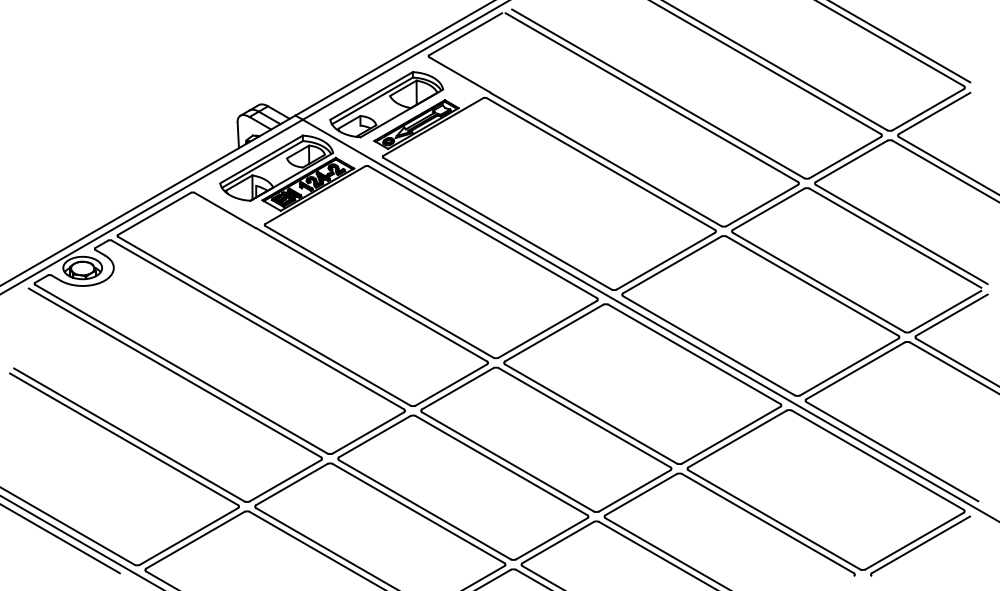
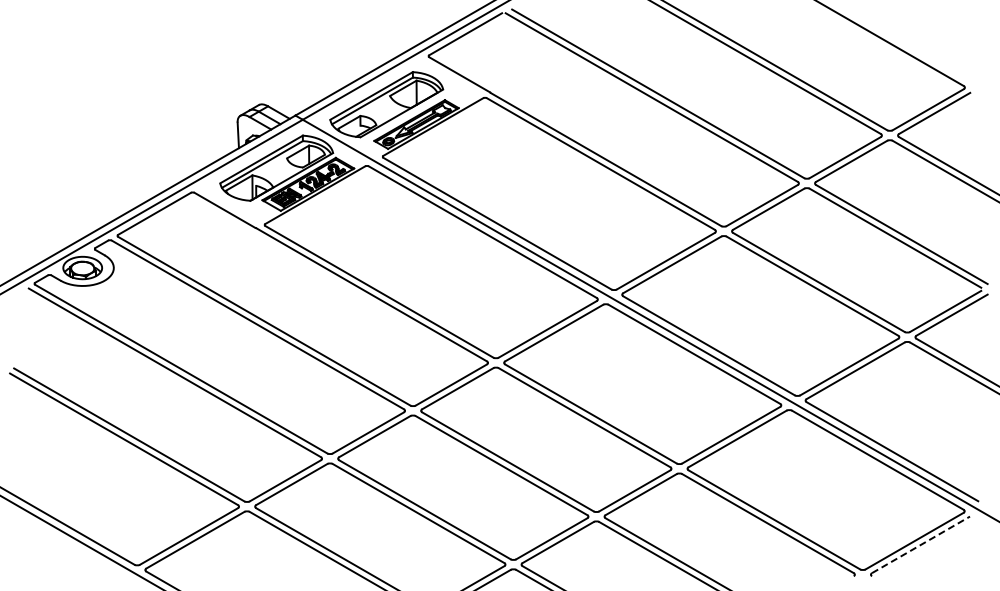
line: present -> none (900, 42)
line: present -> none (60, 539)
line: solid -> dashed (921, 544)
